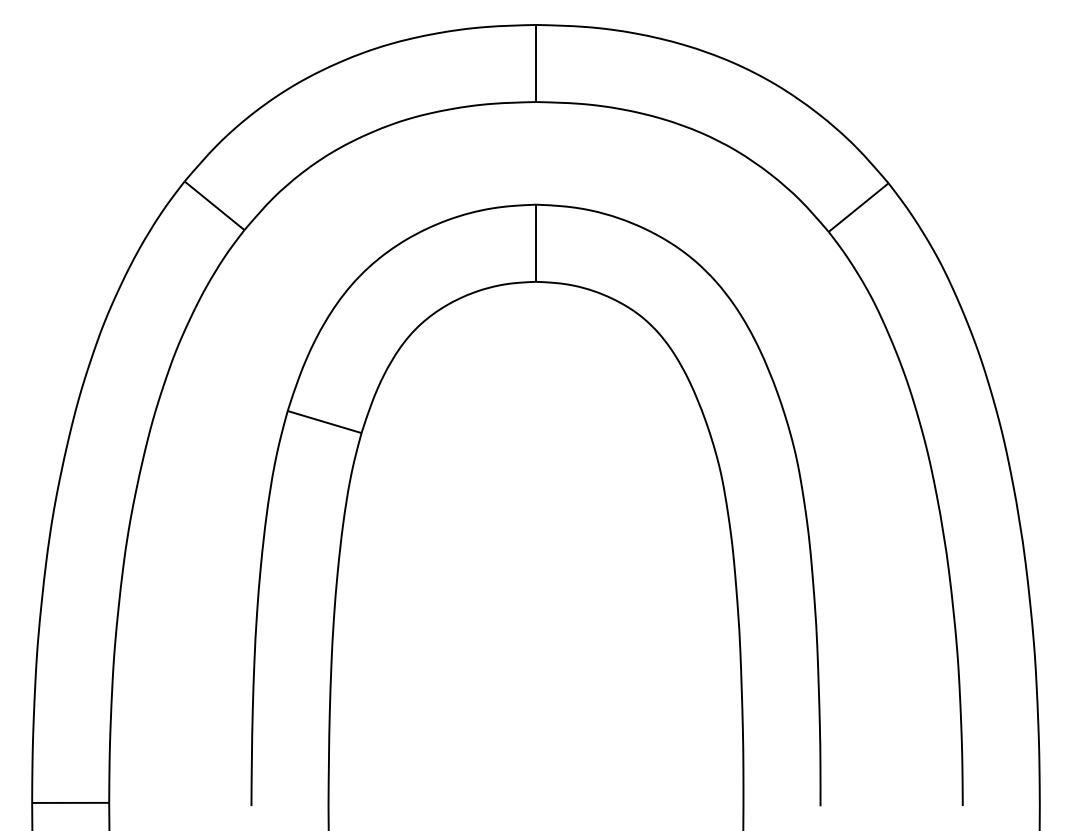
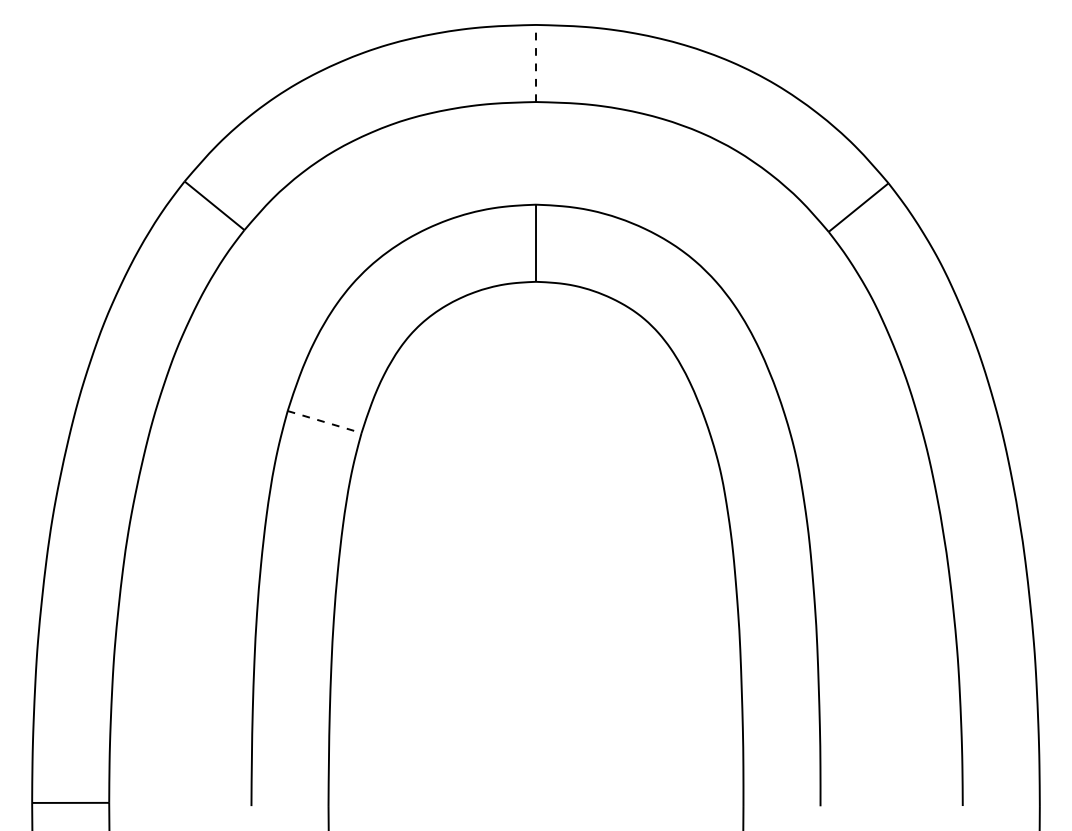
line: solid -> dashed (536, 63)
line: solid -> dashed (324, 422)
